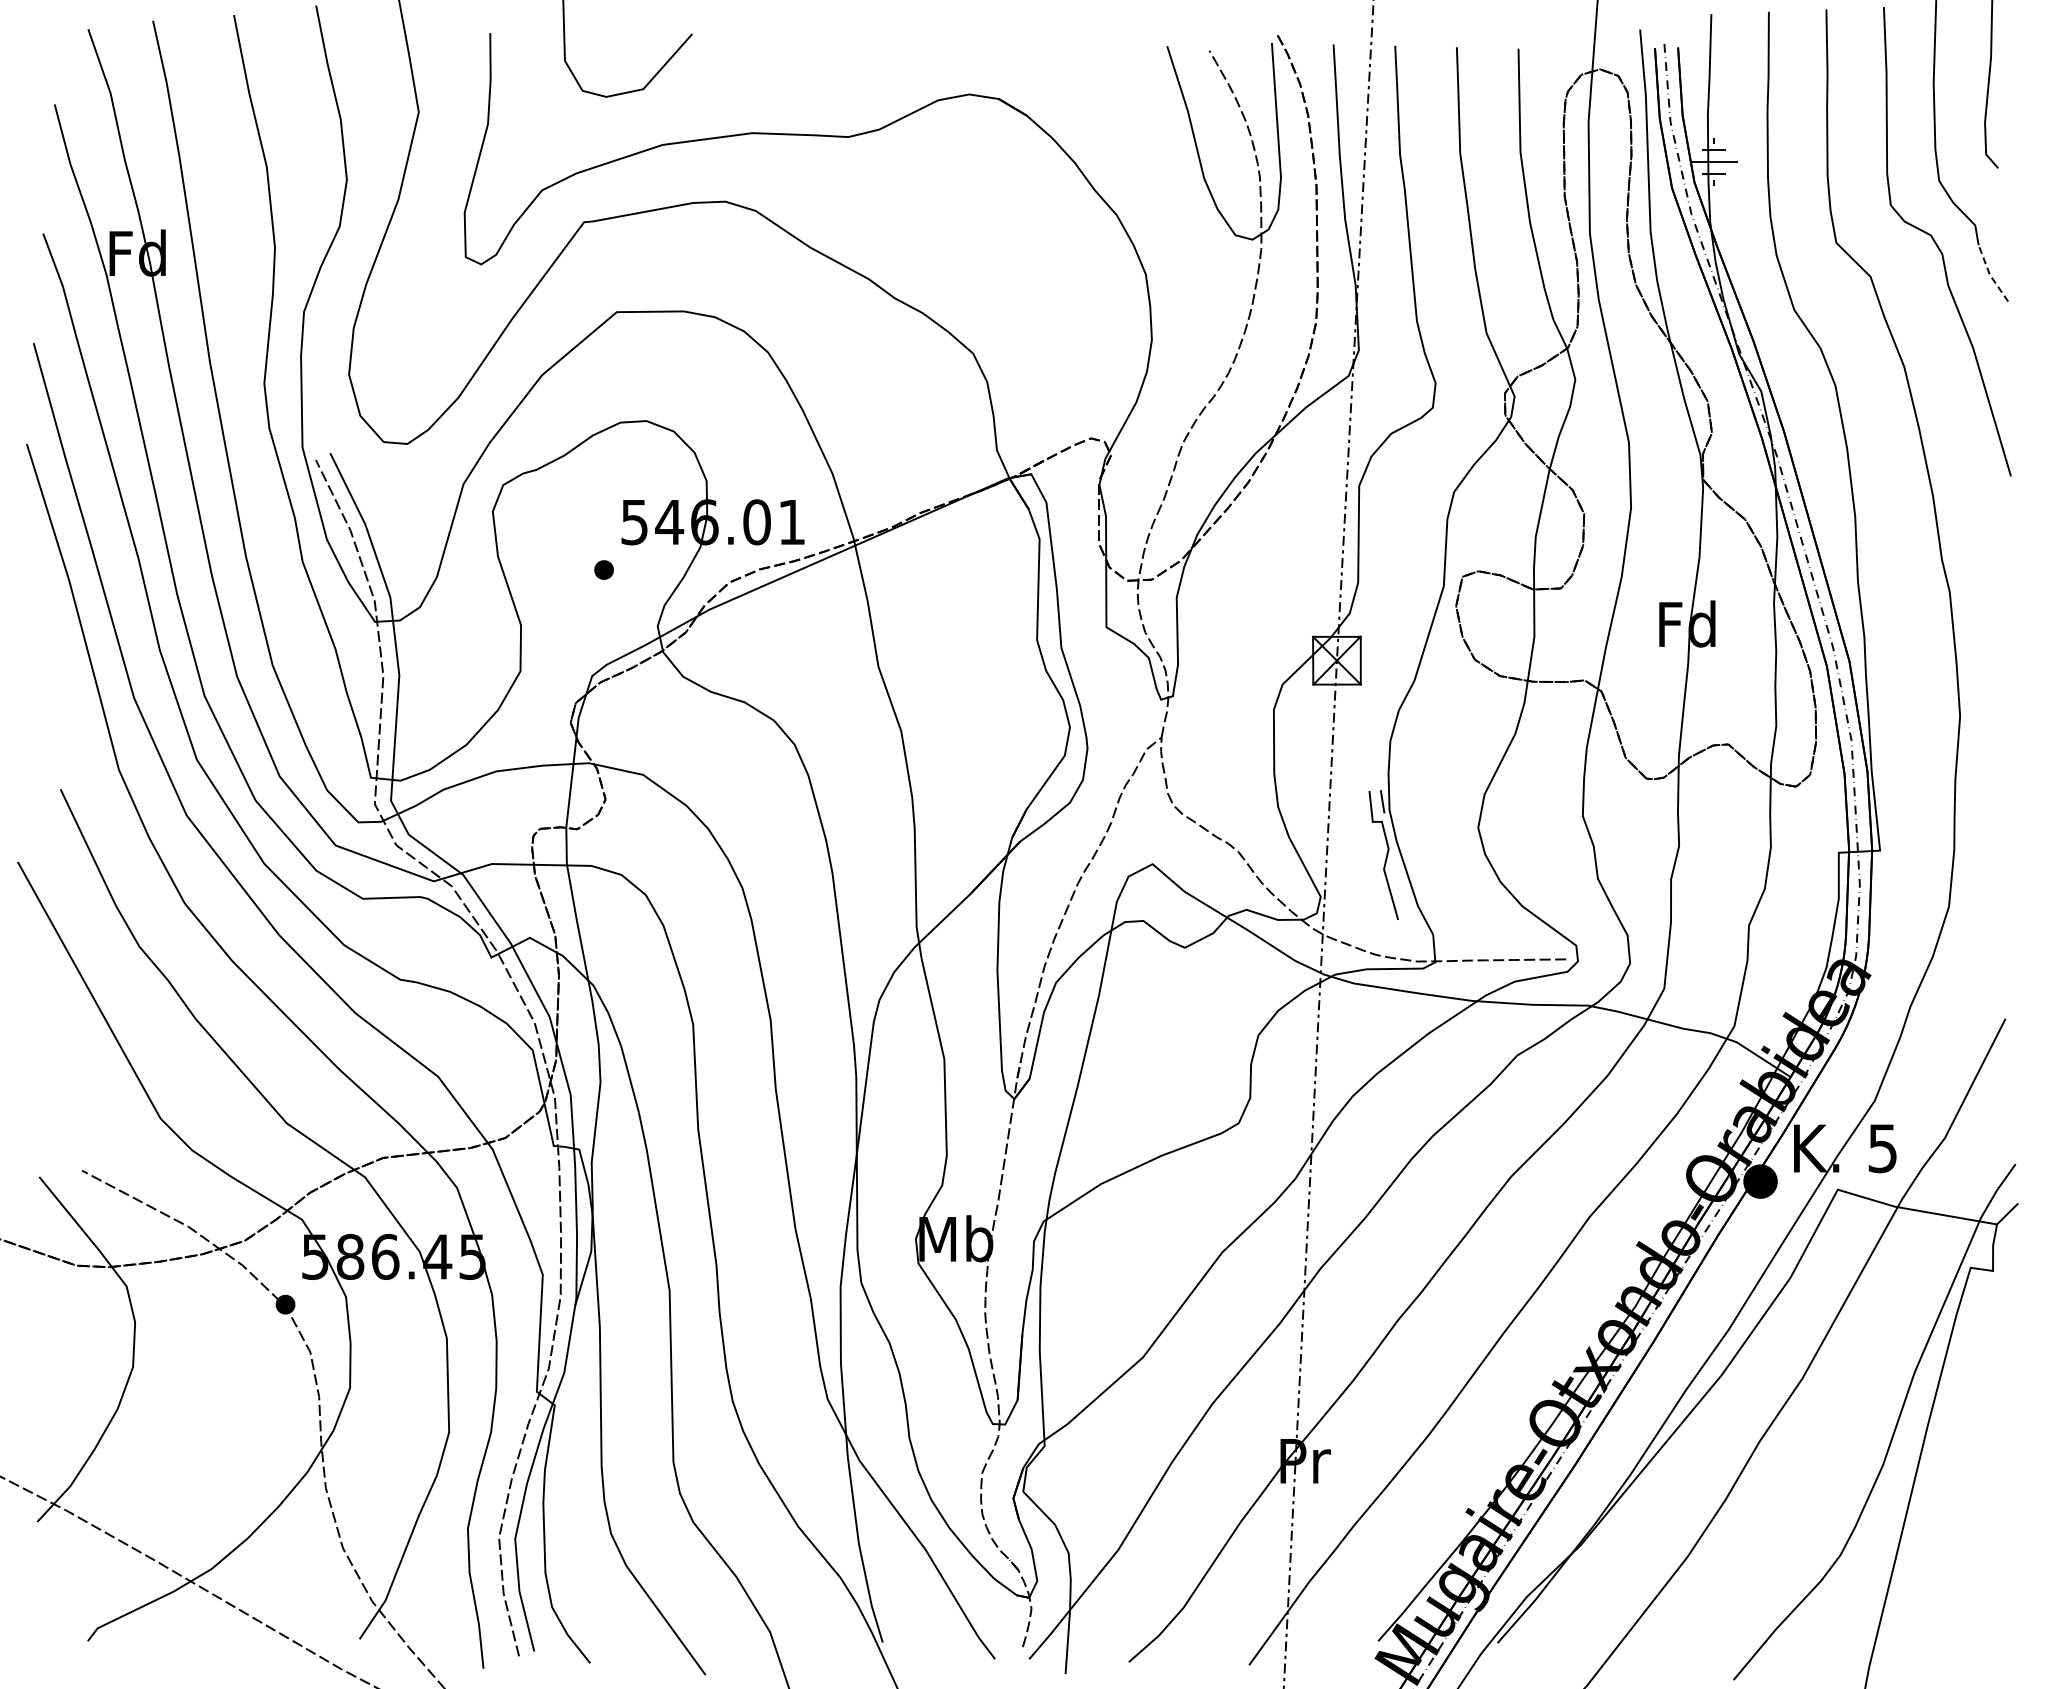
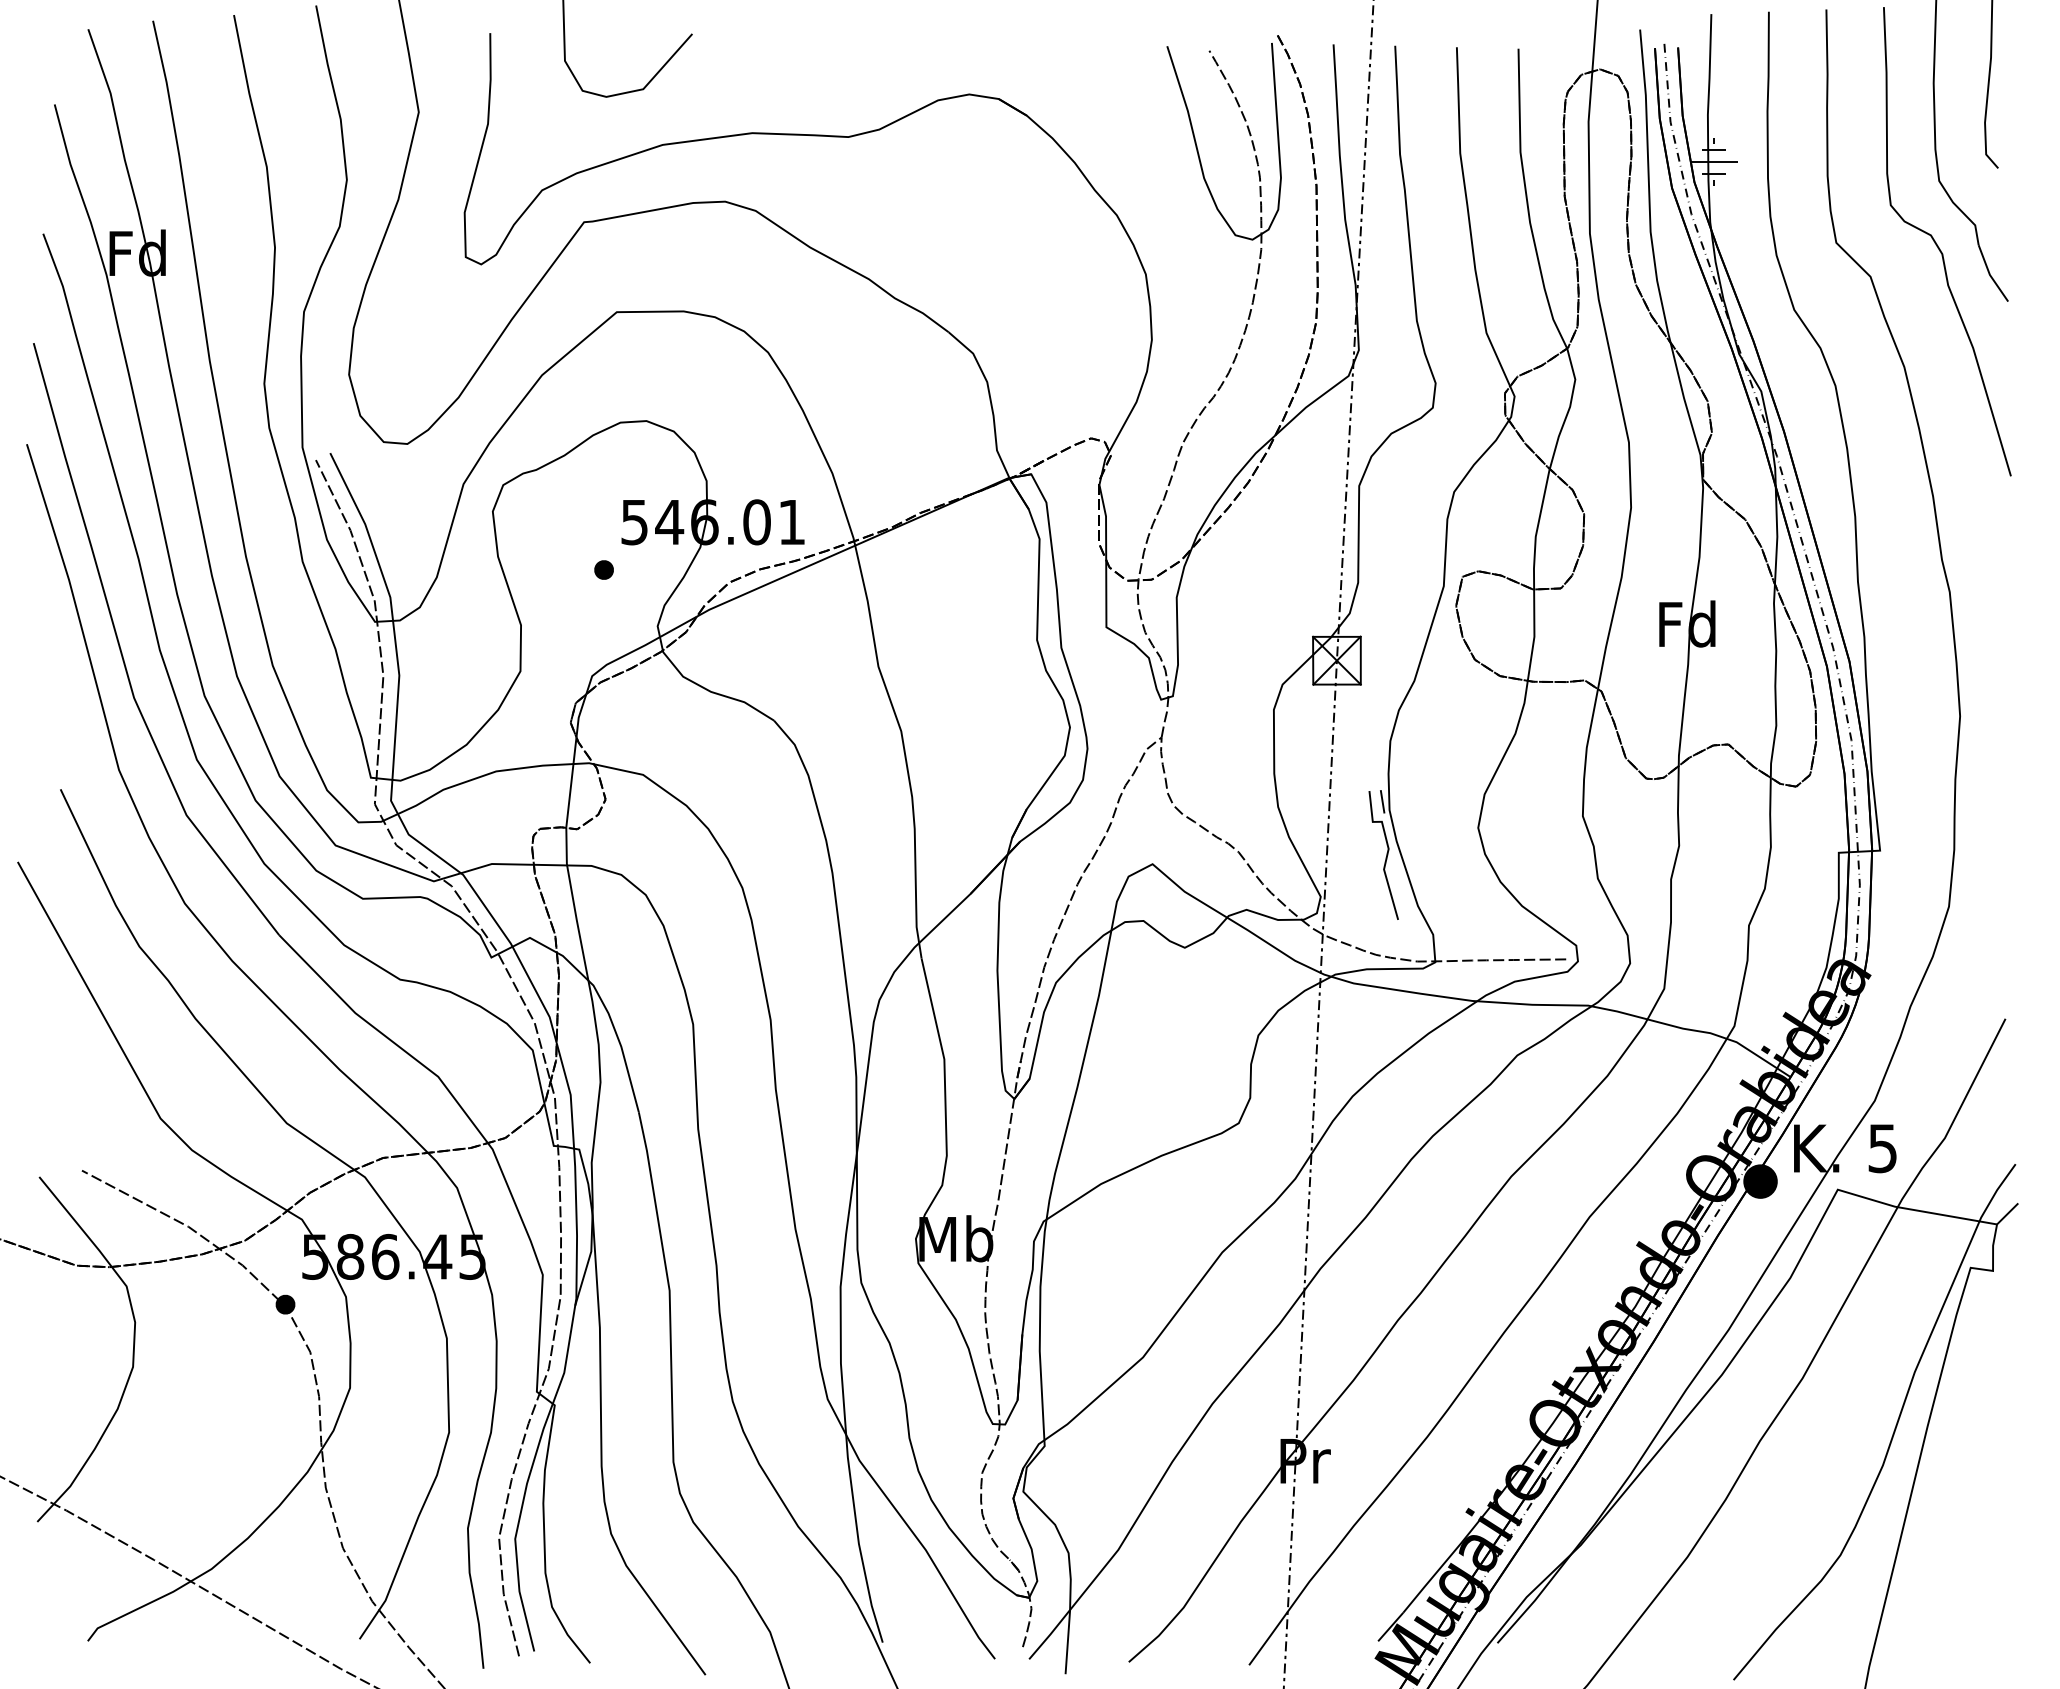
line: dashed -> solid (1989, 274)
